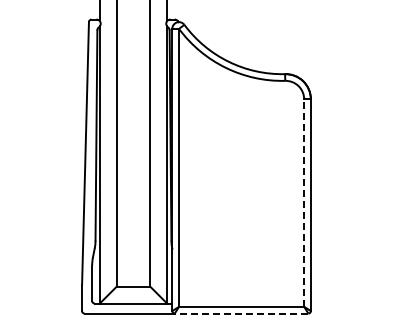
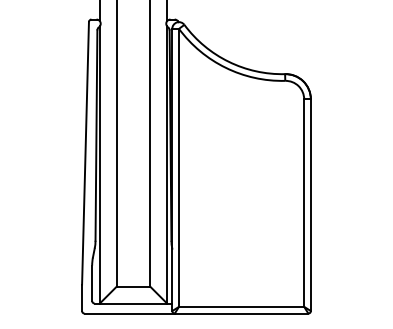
line: dashed -> solid (304, 203)
line: dashed -> solid (241, 313)
